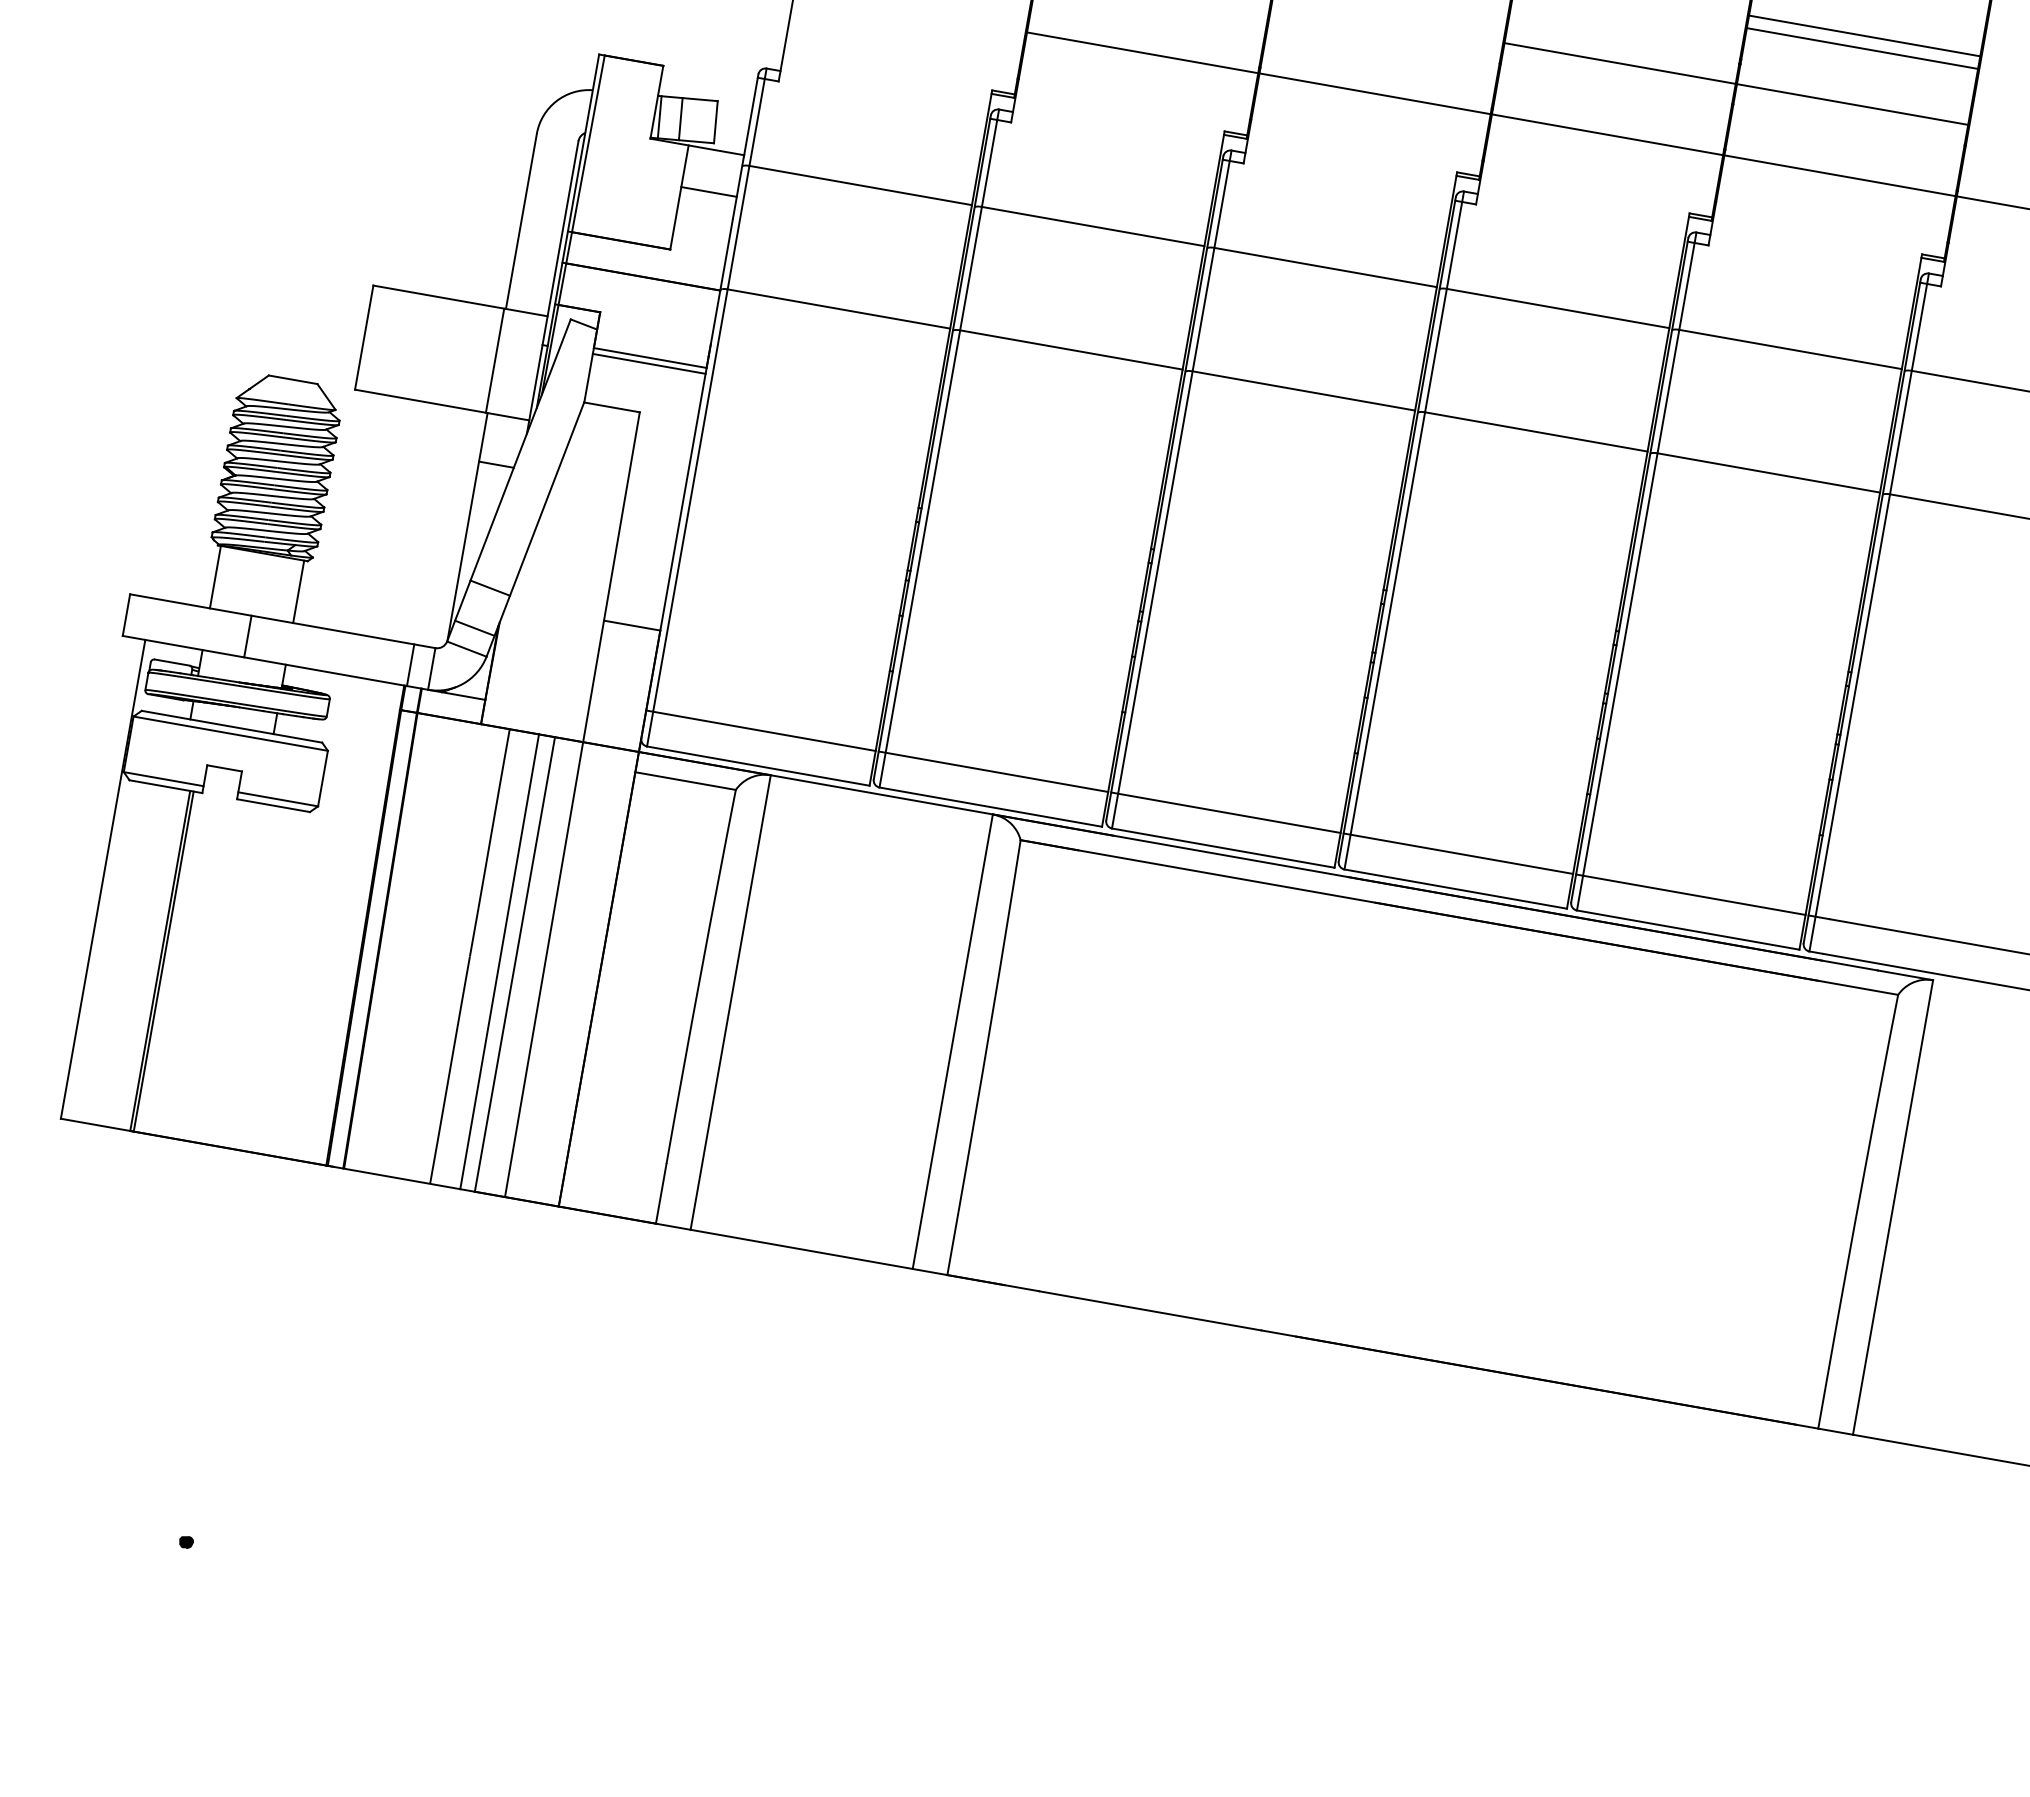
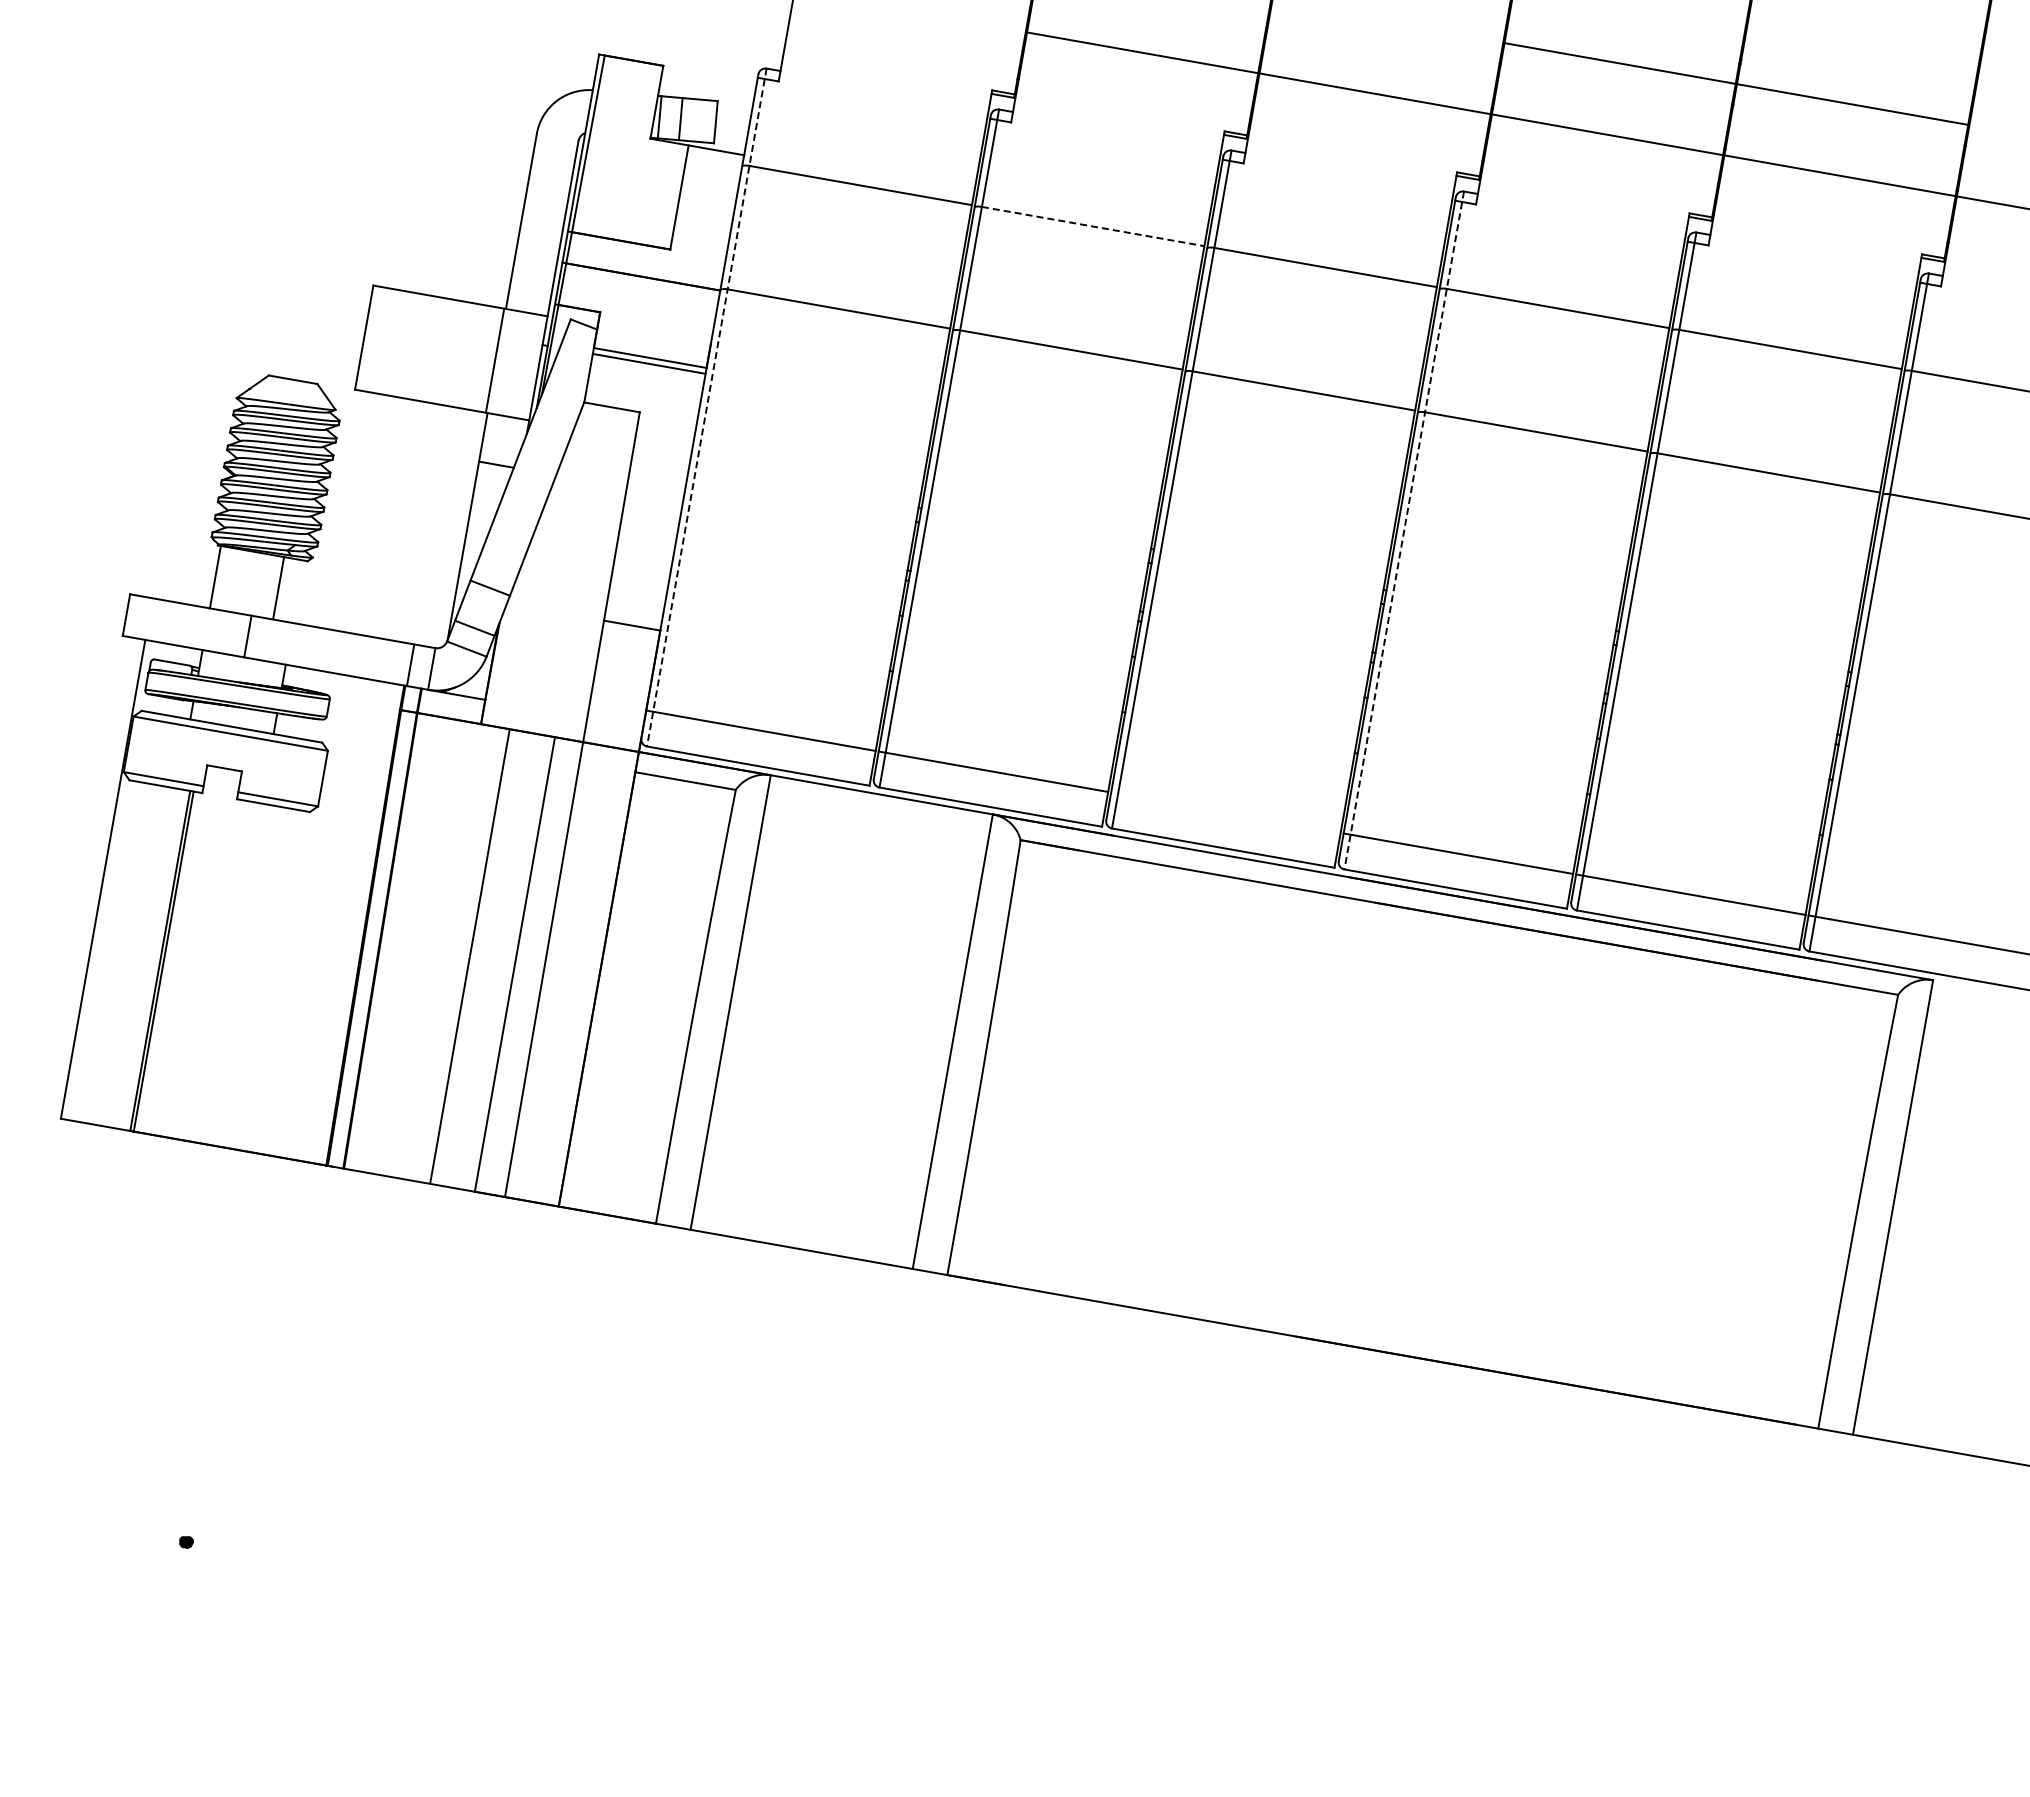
line: present -> none (1864, 35)
line: present -> none (1862, 48)
line: present -> none (708, 191)
line: solid -> dashed (1093, 226)
line: solid -> dashed (706, 408)
line: solid -> dashed (1404, 531)
line position: (298, 591) -> (278, 587) (278, 587)
line: present -> none (1225, 812)
line: present -> none (499, 961)
